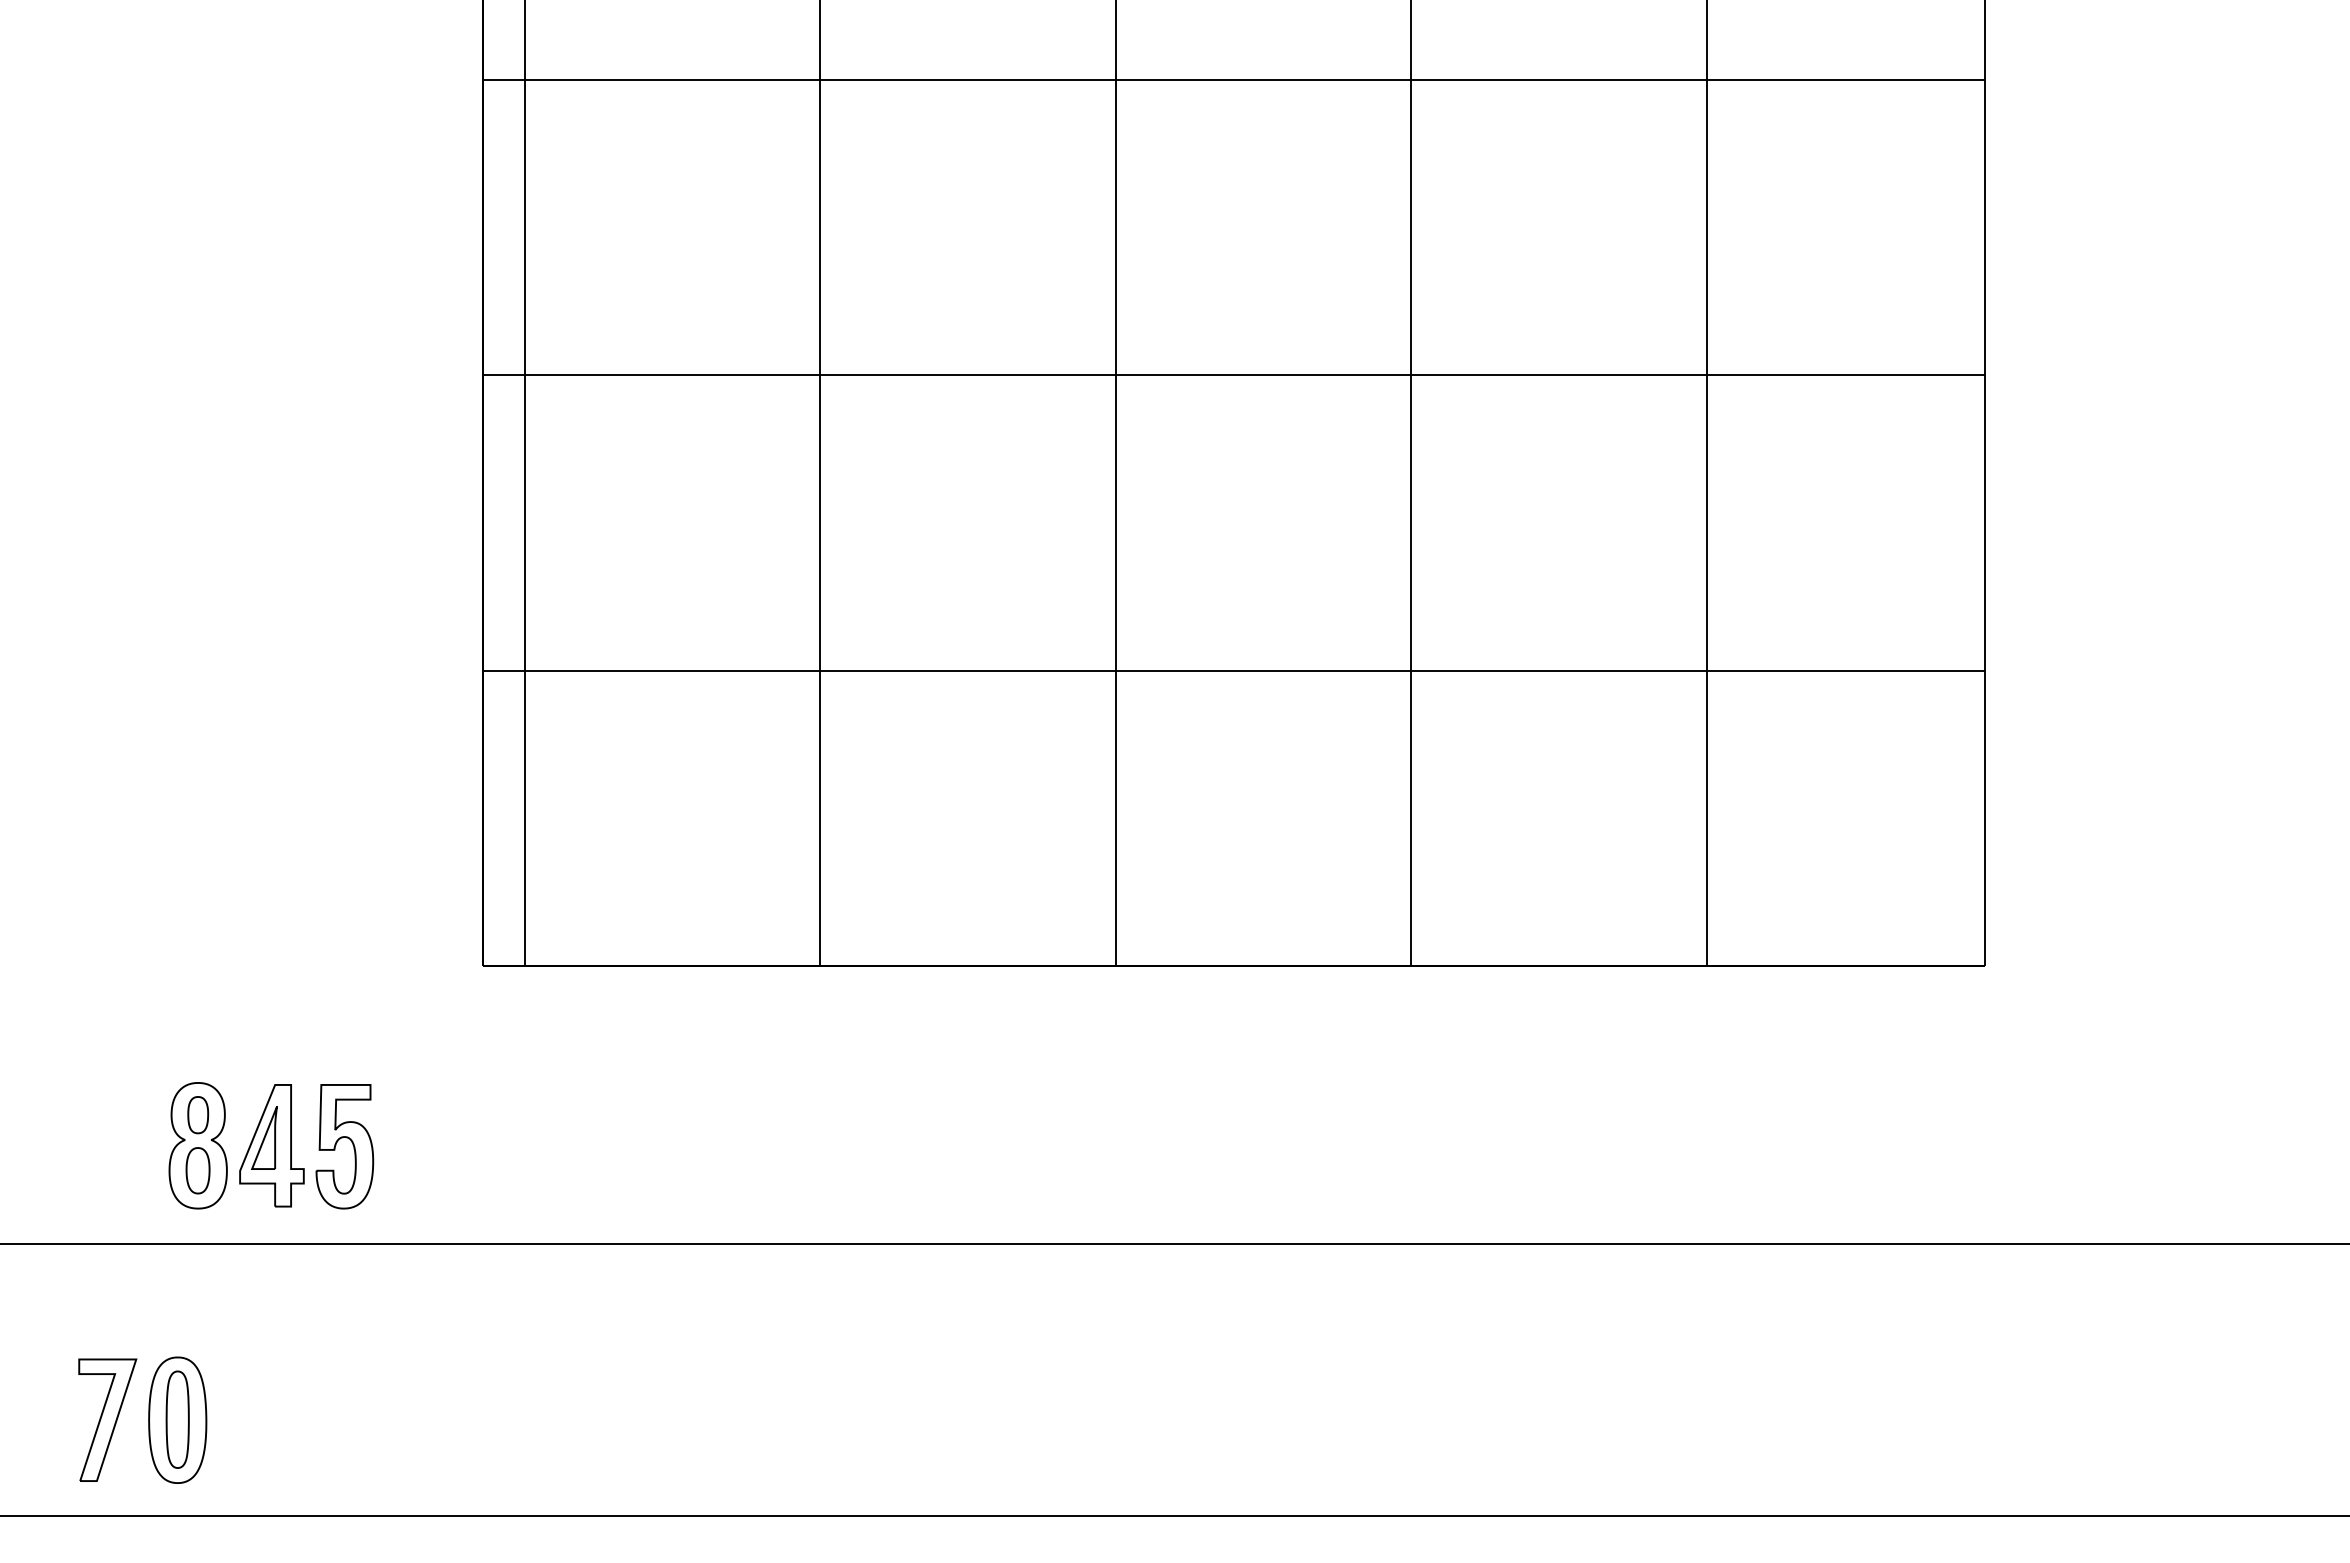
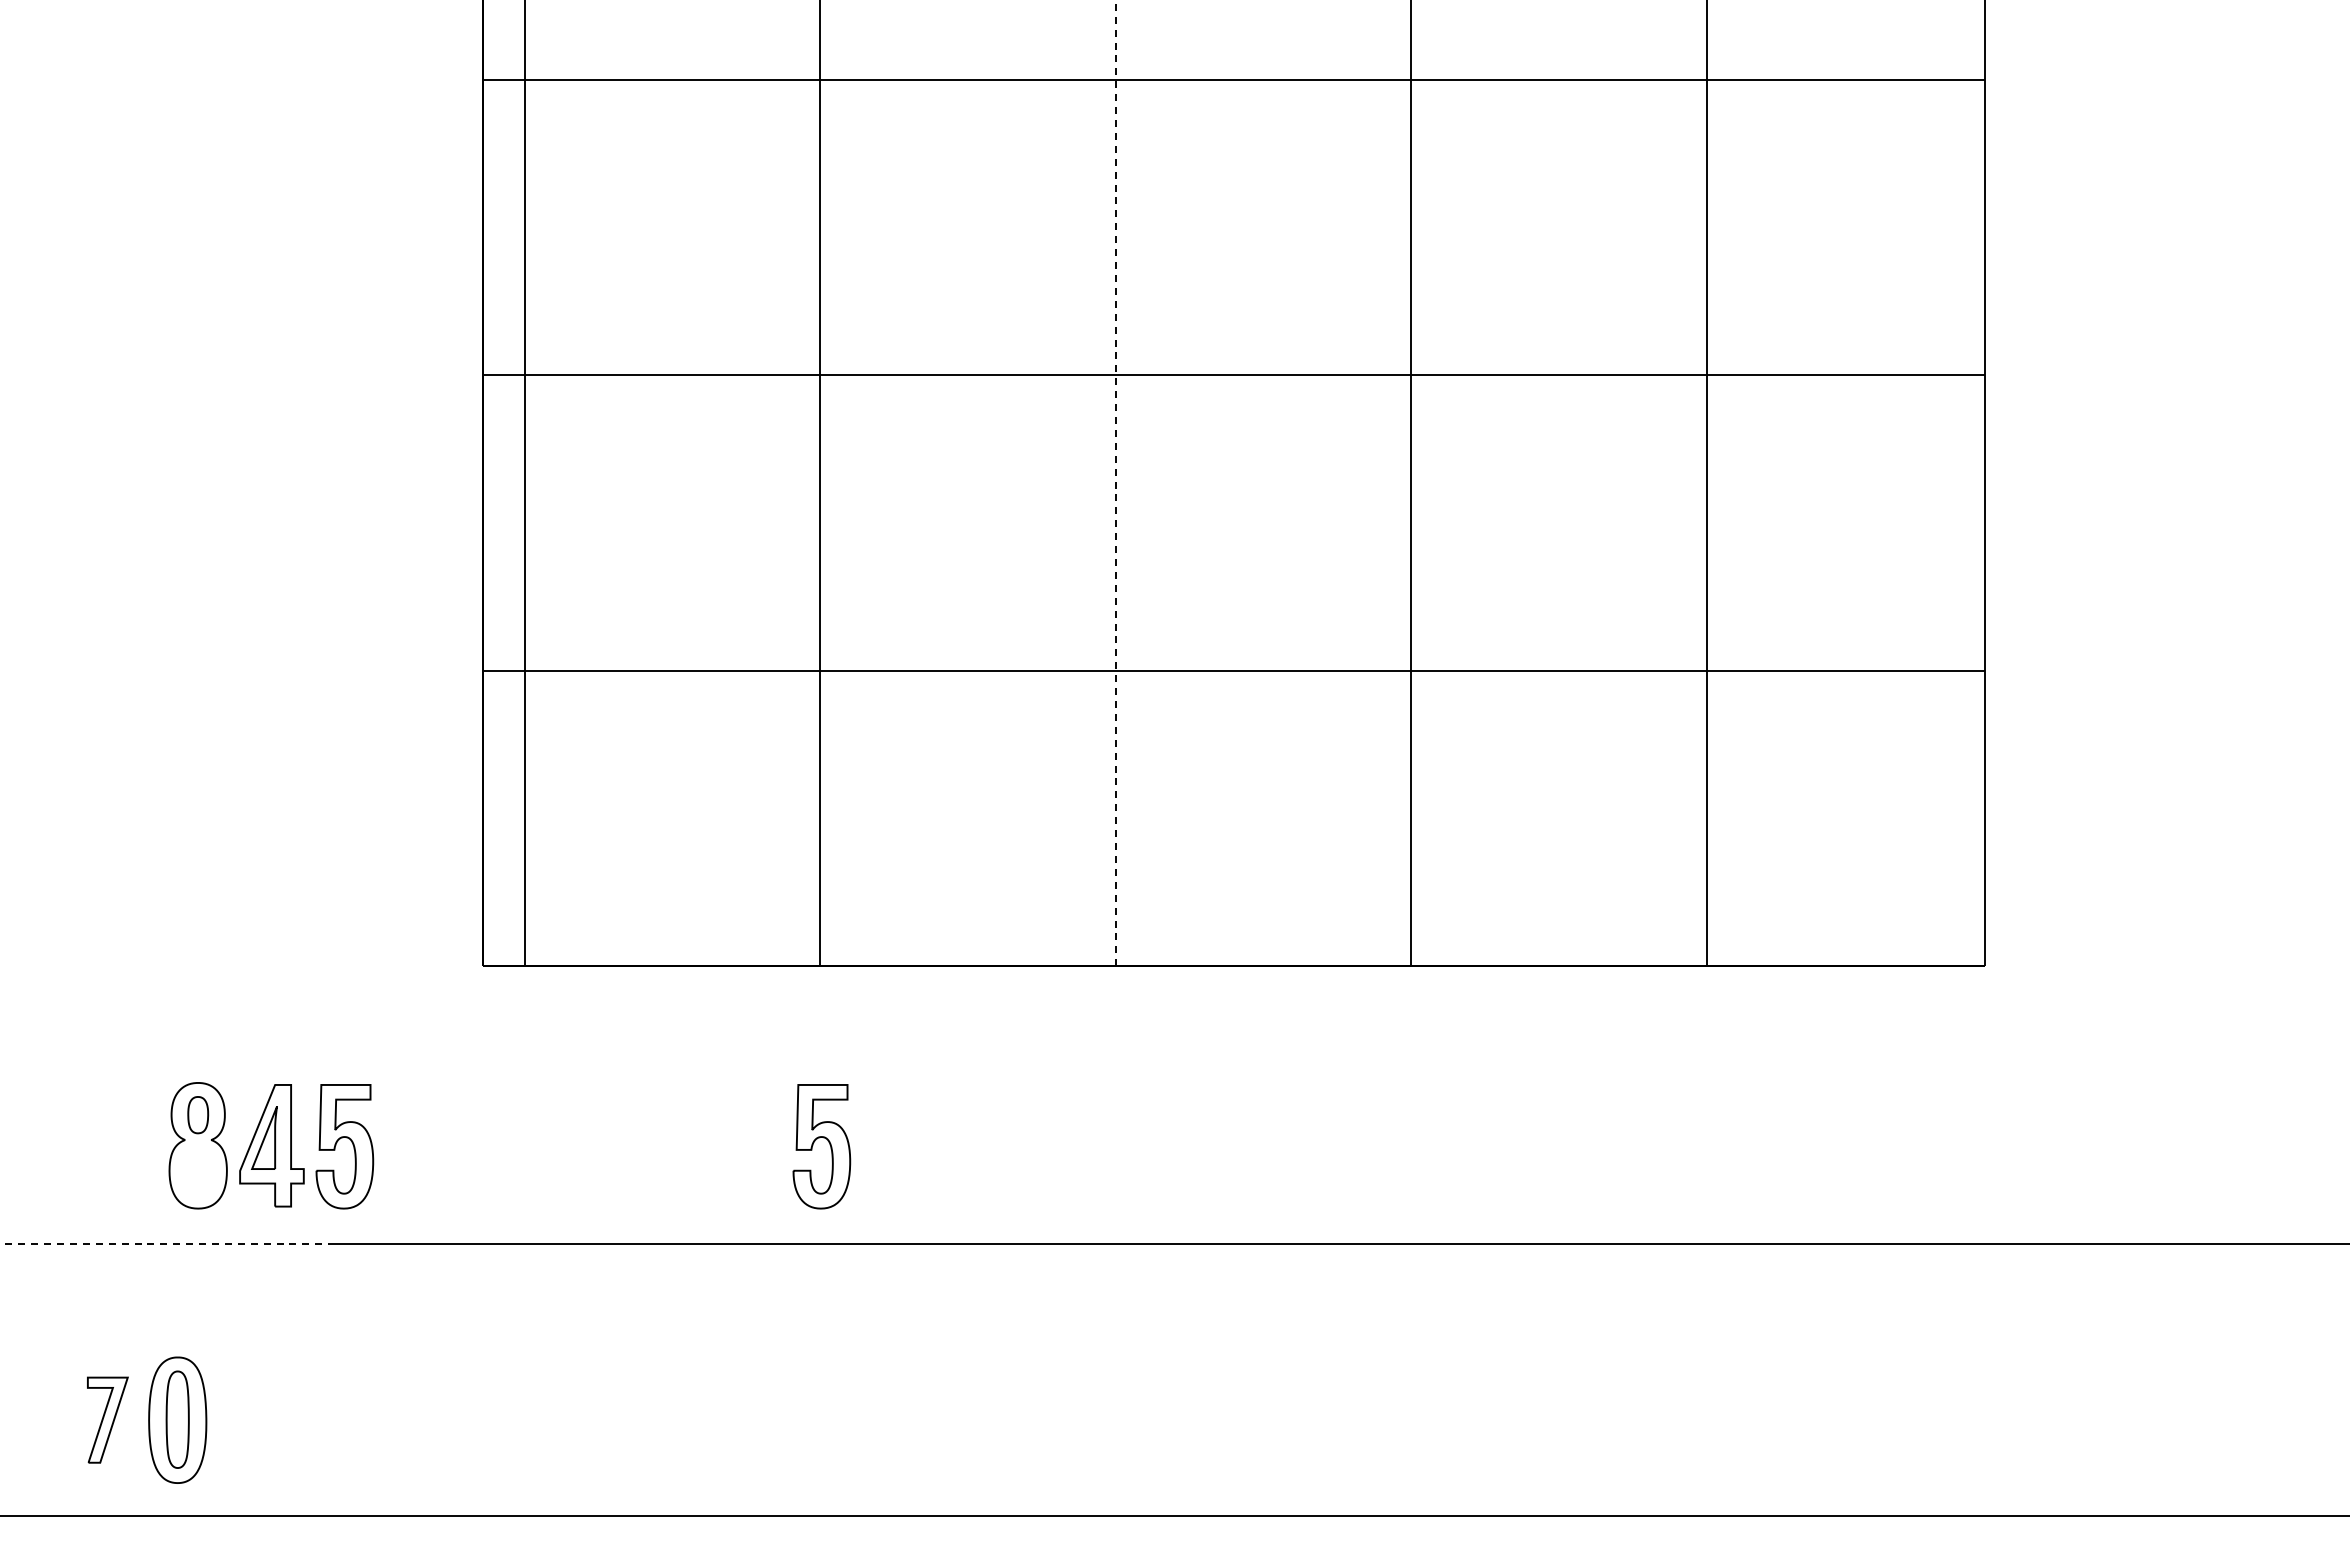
line: solid -> dashed (1115, 483)
part: none -> present (815, 1141)
part: present -> none (197, 1170)
line: solid -> dashed (166, 1243)
part size: 60x124 px -> 42x88 px (107, 1419)
